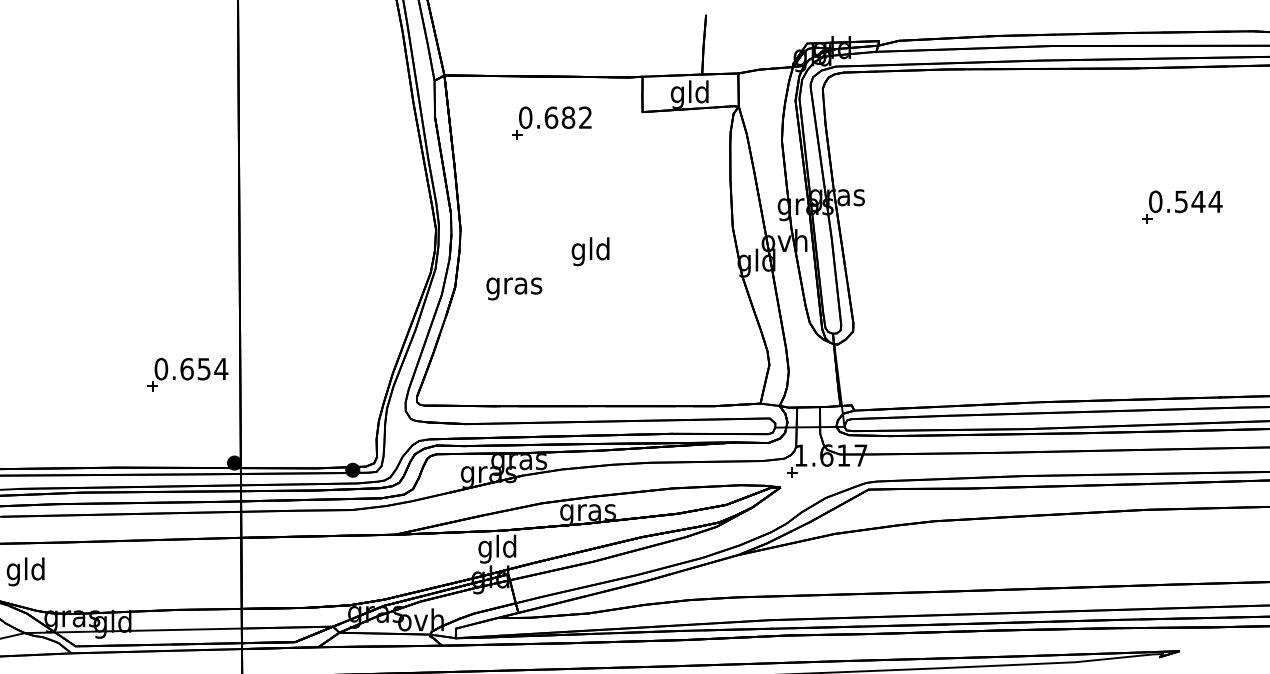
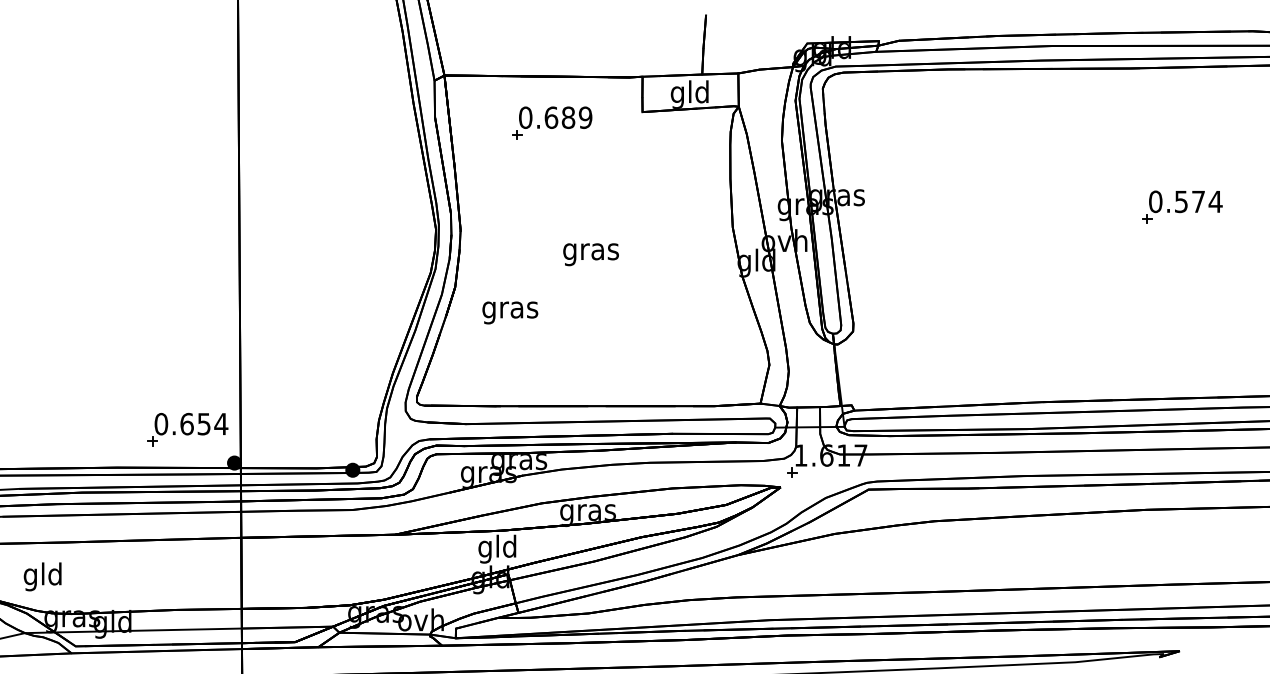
text: 0.682 -> 0.689 (585, 117)
text: 0.544 -> 0.574 (1198, 201)
text: gld -> gras (590, 251)
text position: (514, 288) -> (510, 312) (510, 312)
part position: (187, 374) -> (187, 429) (187, 429)
text position: (25, 571) -> (42, 576) (42, 576)
